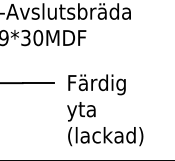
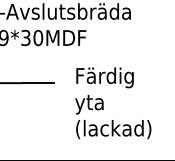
text position: (105, 110) -> (113, 103) (113, 103)
